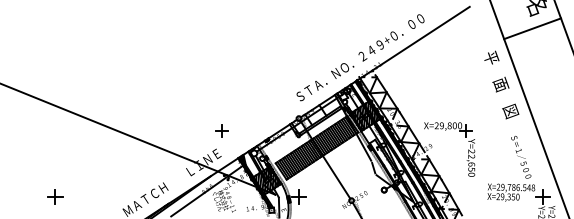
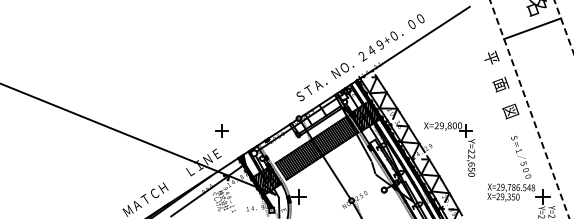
line: solid -> dashed (564, 27)
line: solid -> dashed (529, 109)
part: present -> none (55, 196)
